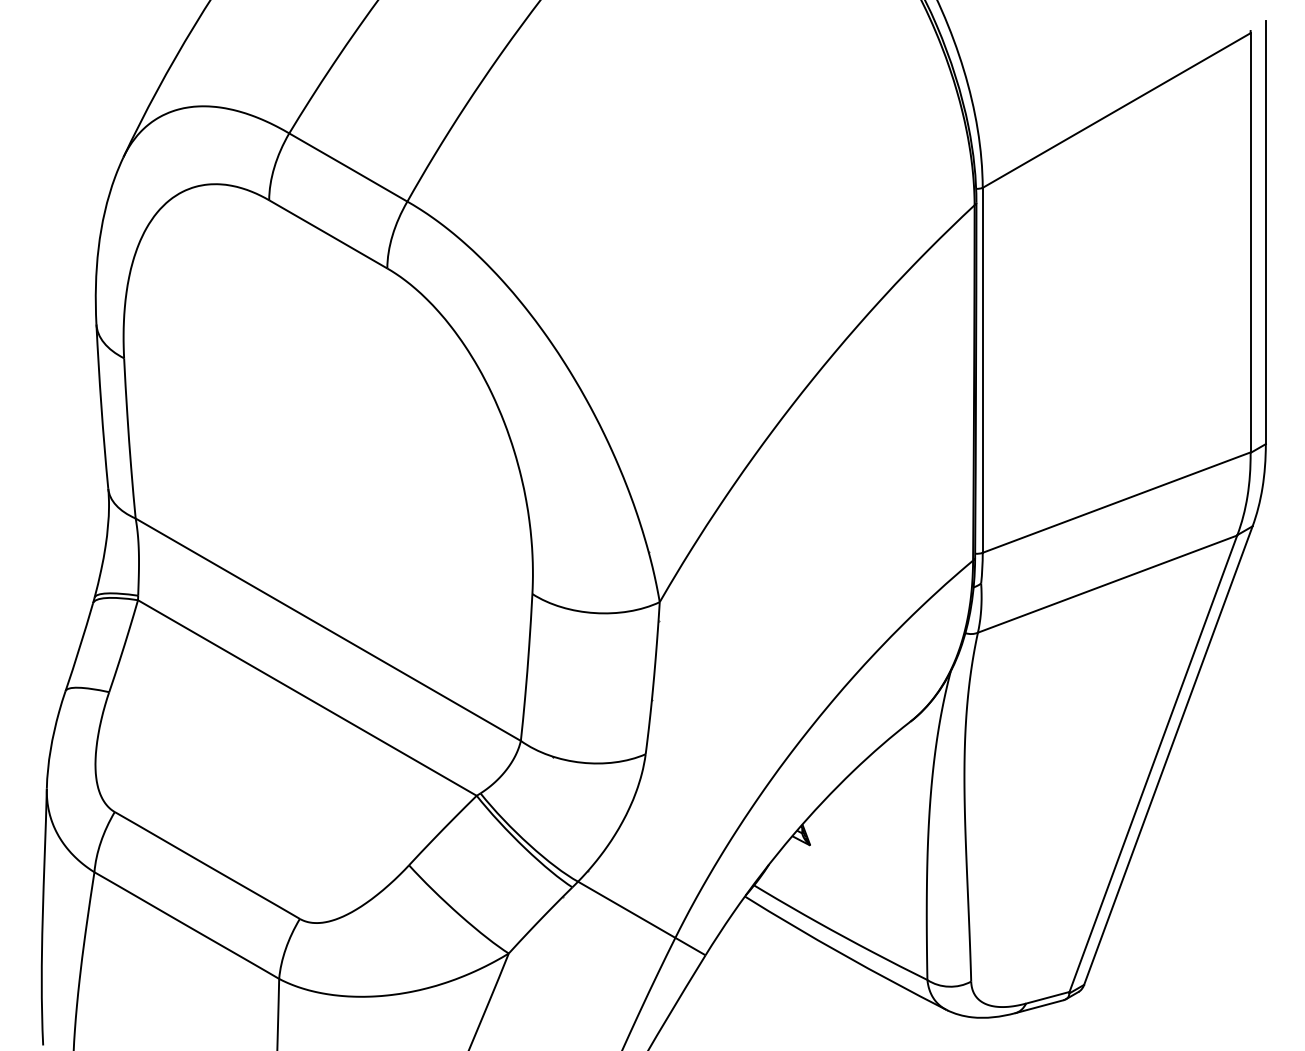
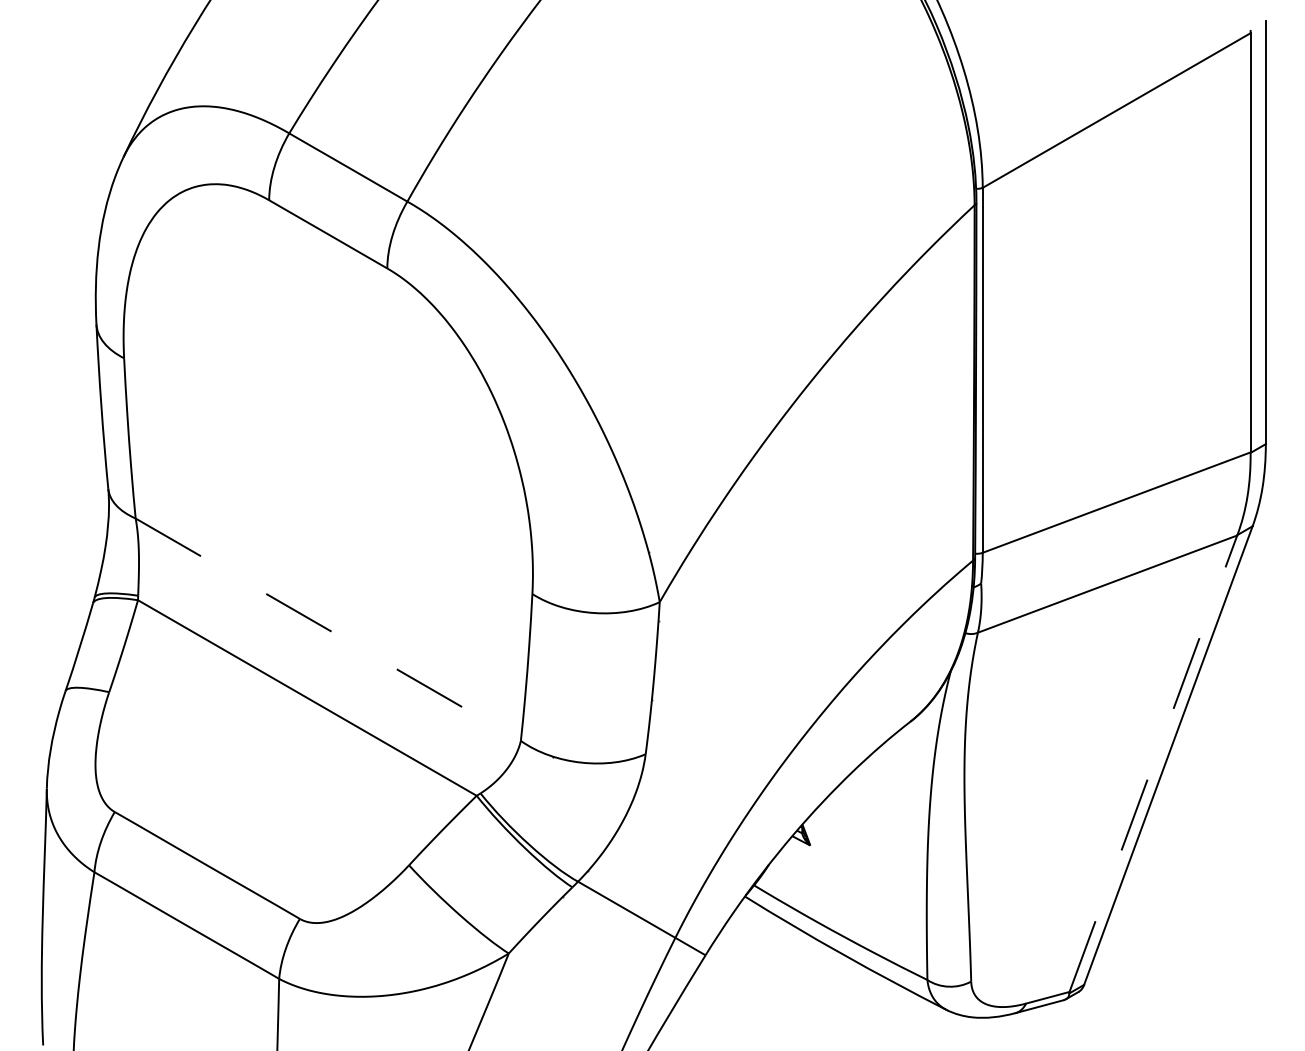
line: solid -> dashed (328, 629)
line: solid -> dashed (1153, 763)
